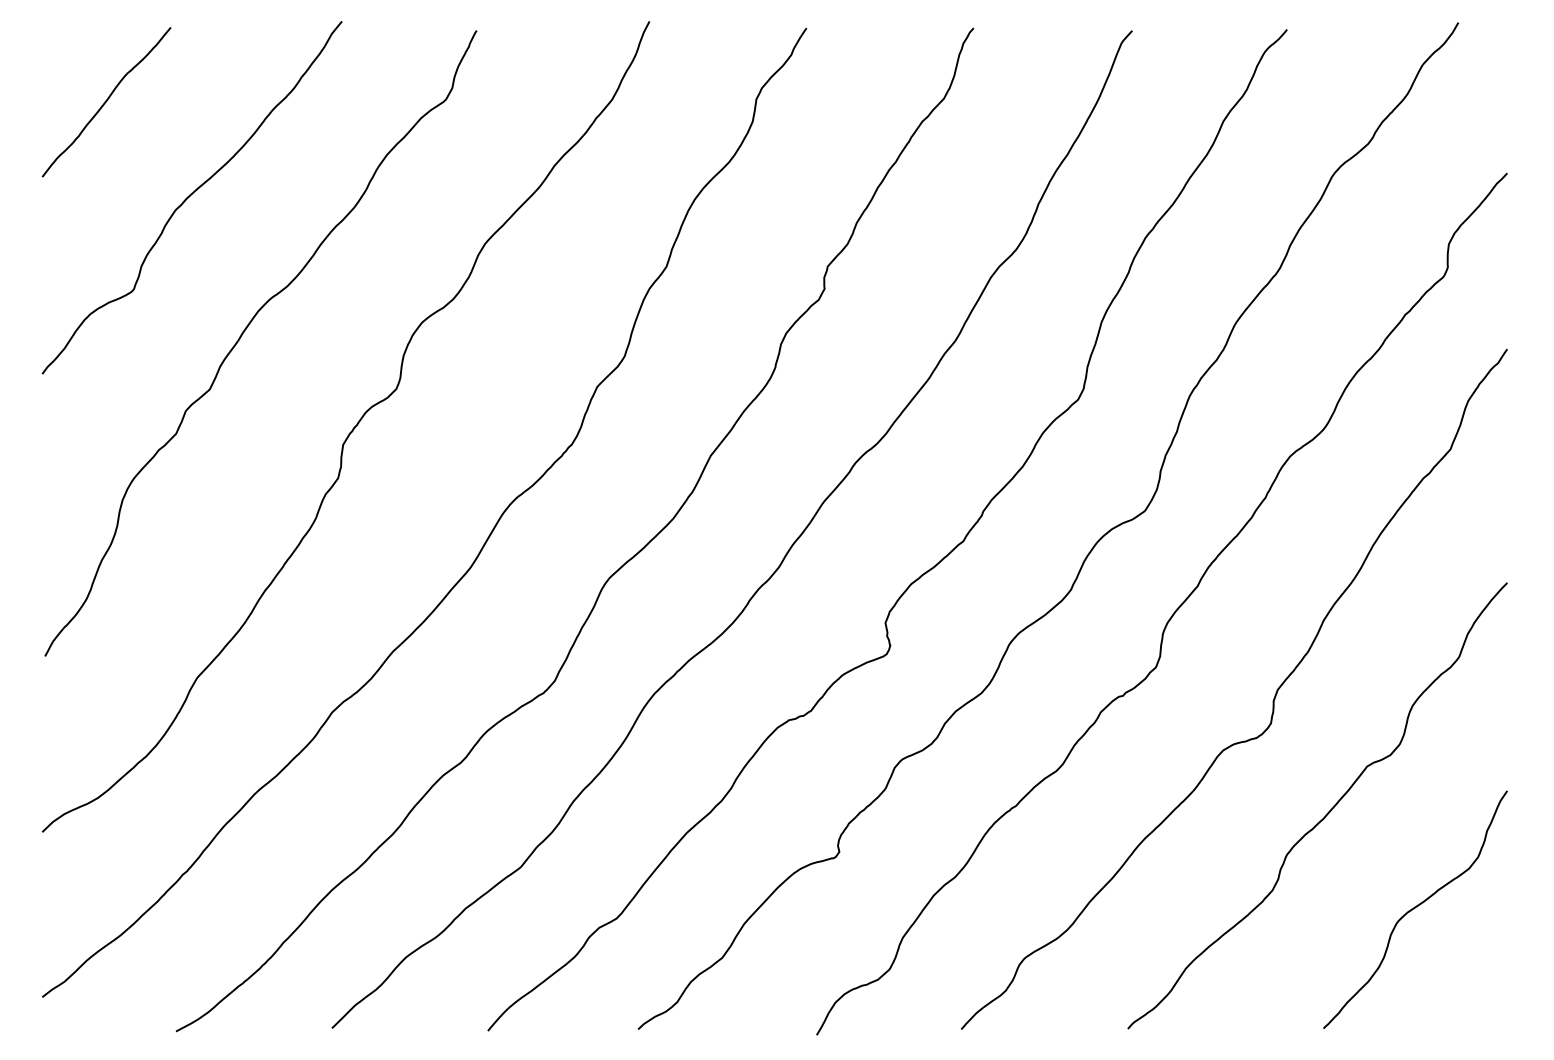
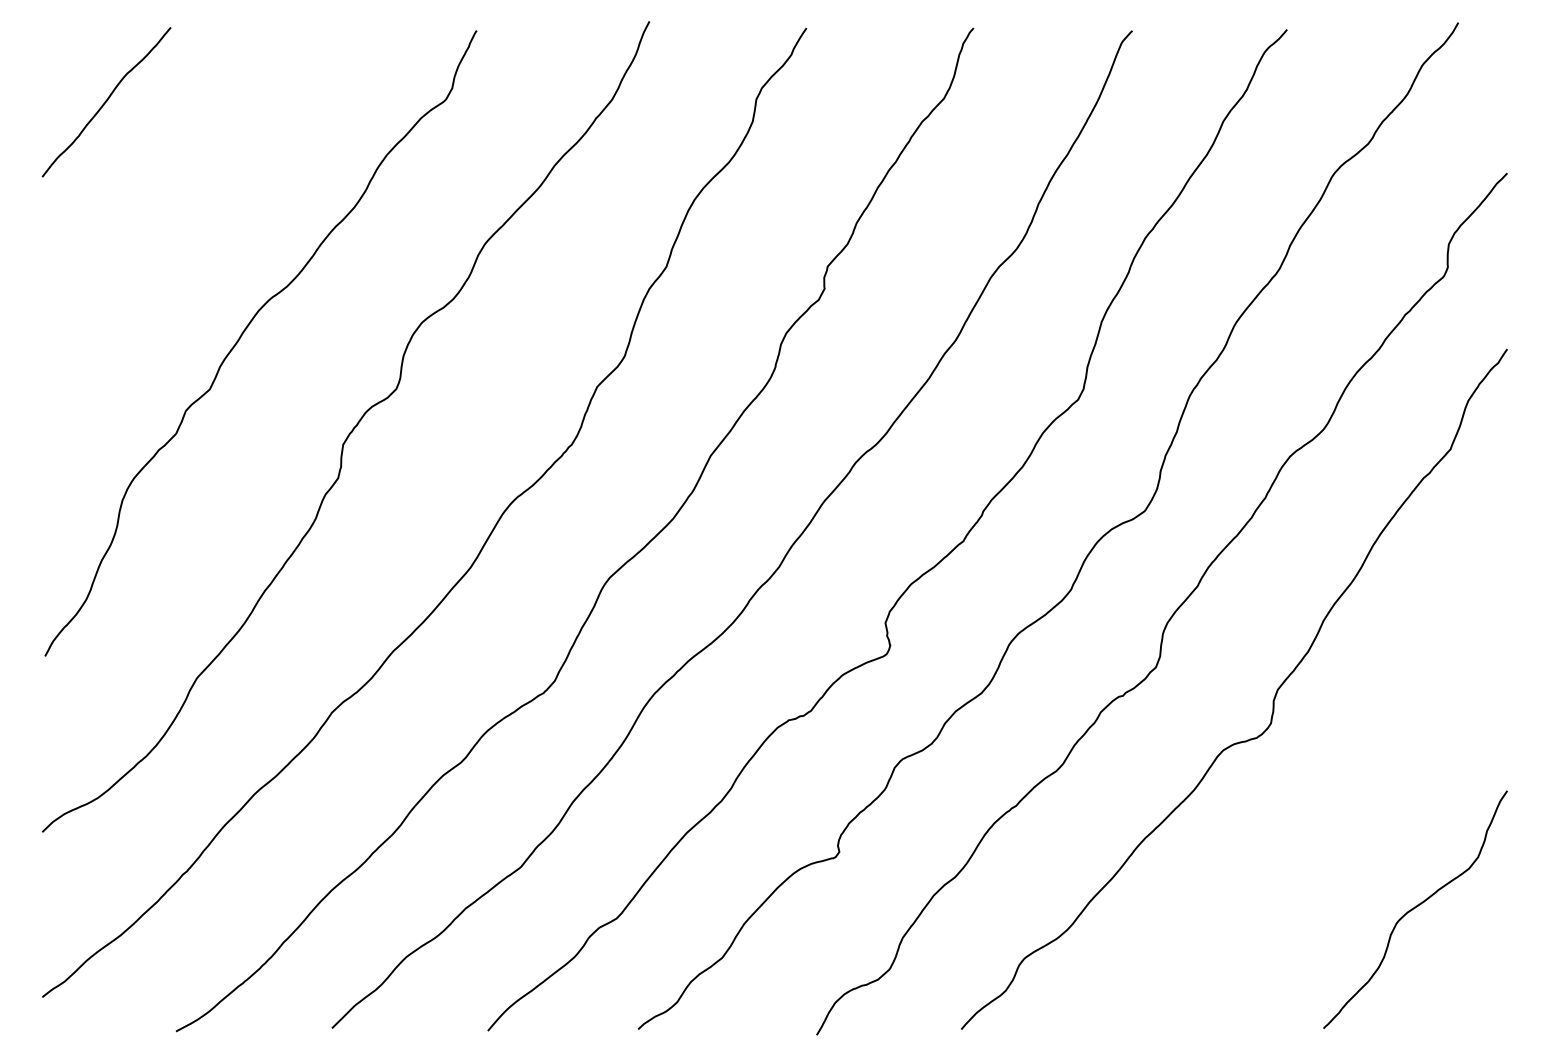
curve: present -> none (190, 196)
curve: present -> none (1326, 813)
